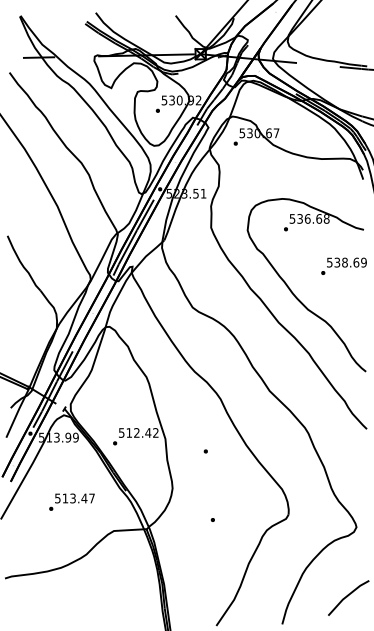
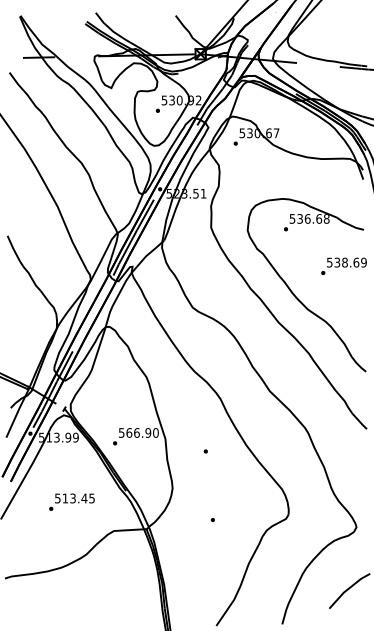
text: 512.42 -> 566.90 (142, 432)
text: 513.47 -> 513.45 (91, 498)
line position: (348, 596) -> (349, 589) (349, 589)
